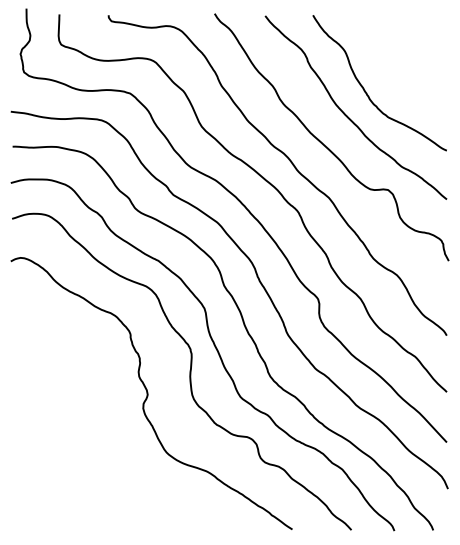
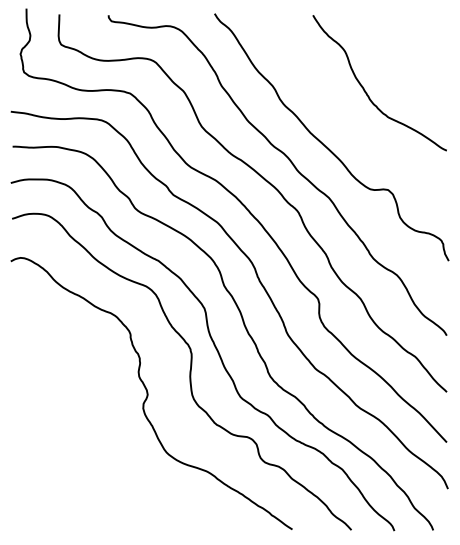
curve: present -> none (347, 115)
